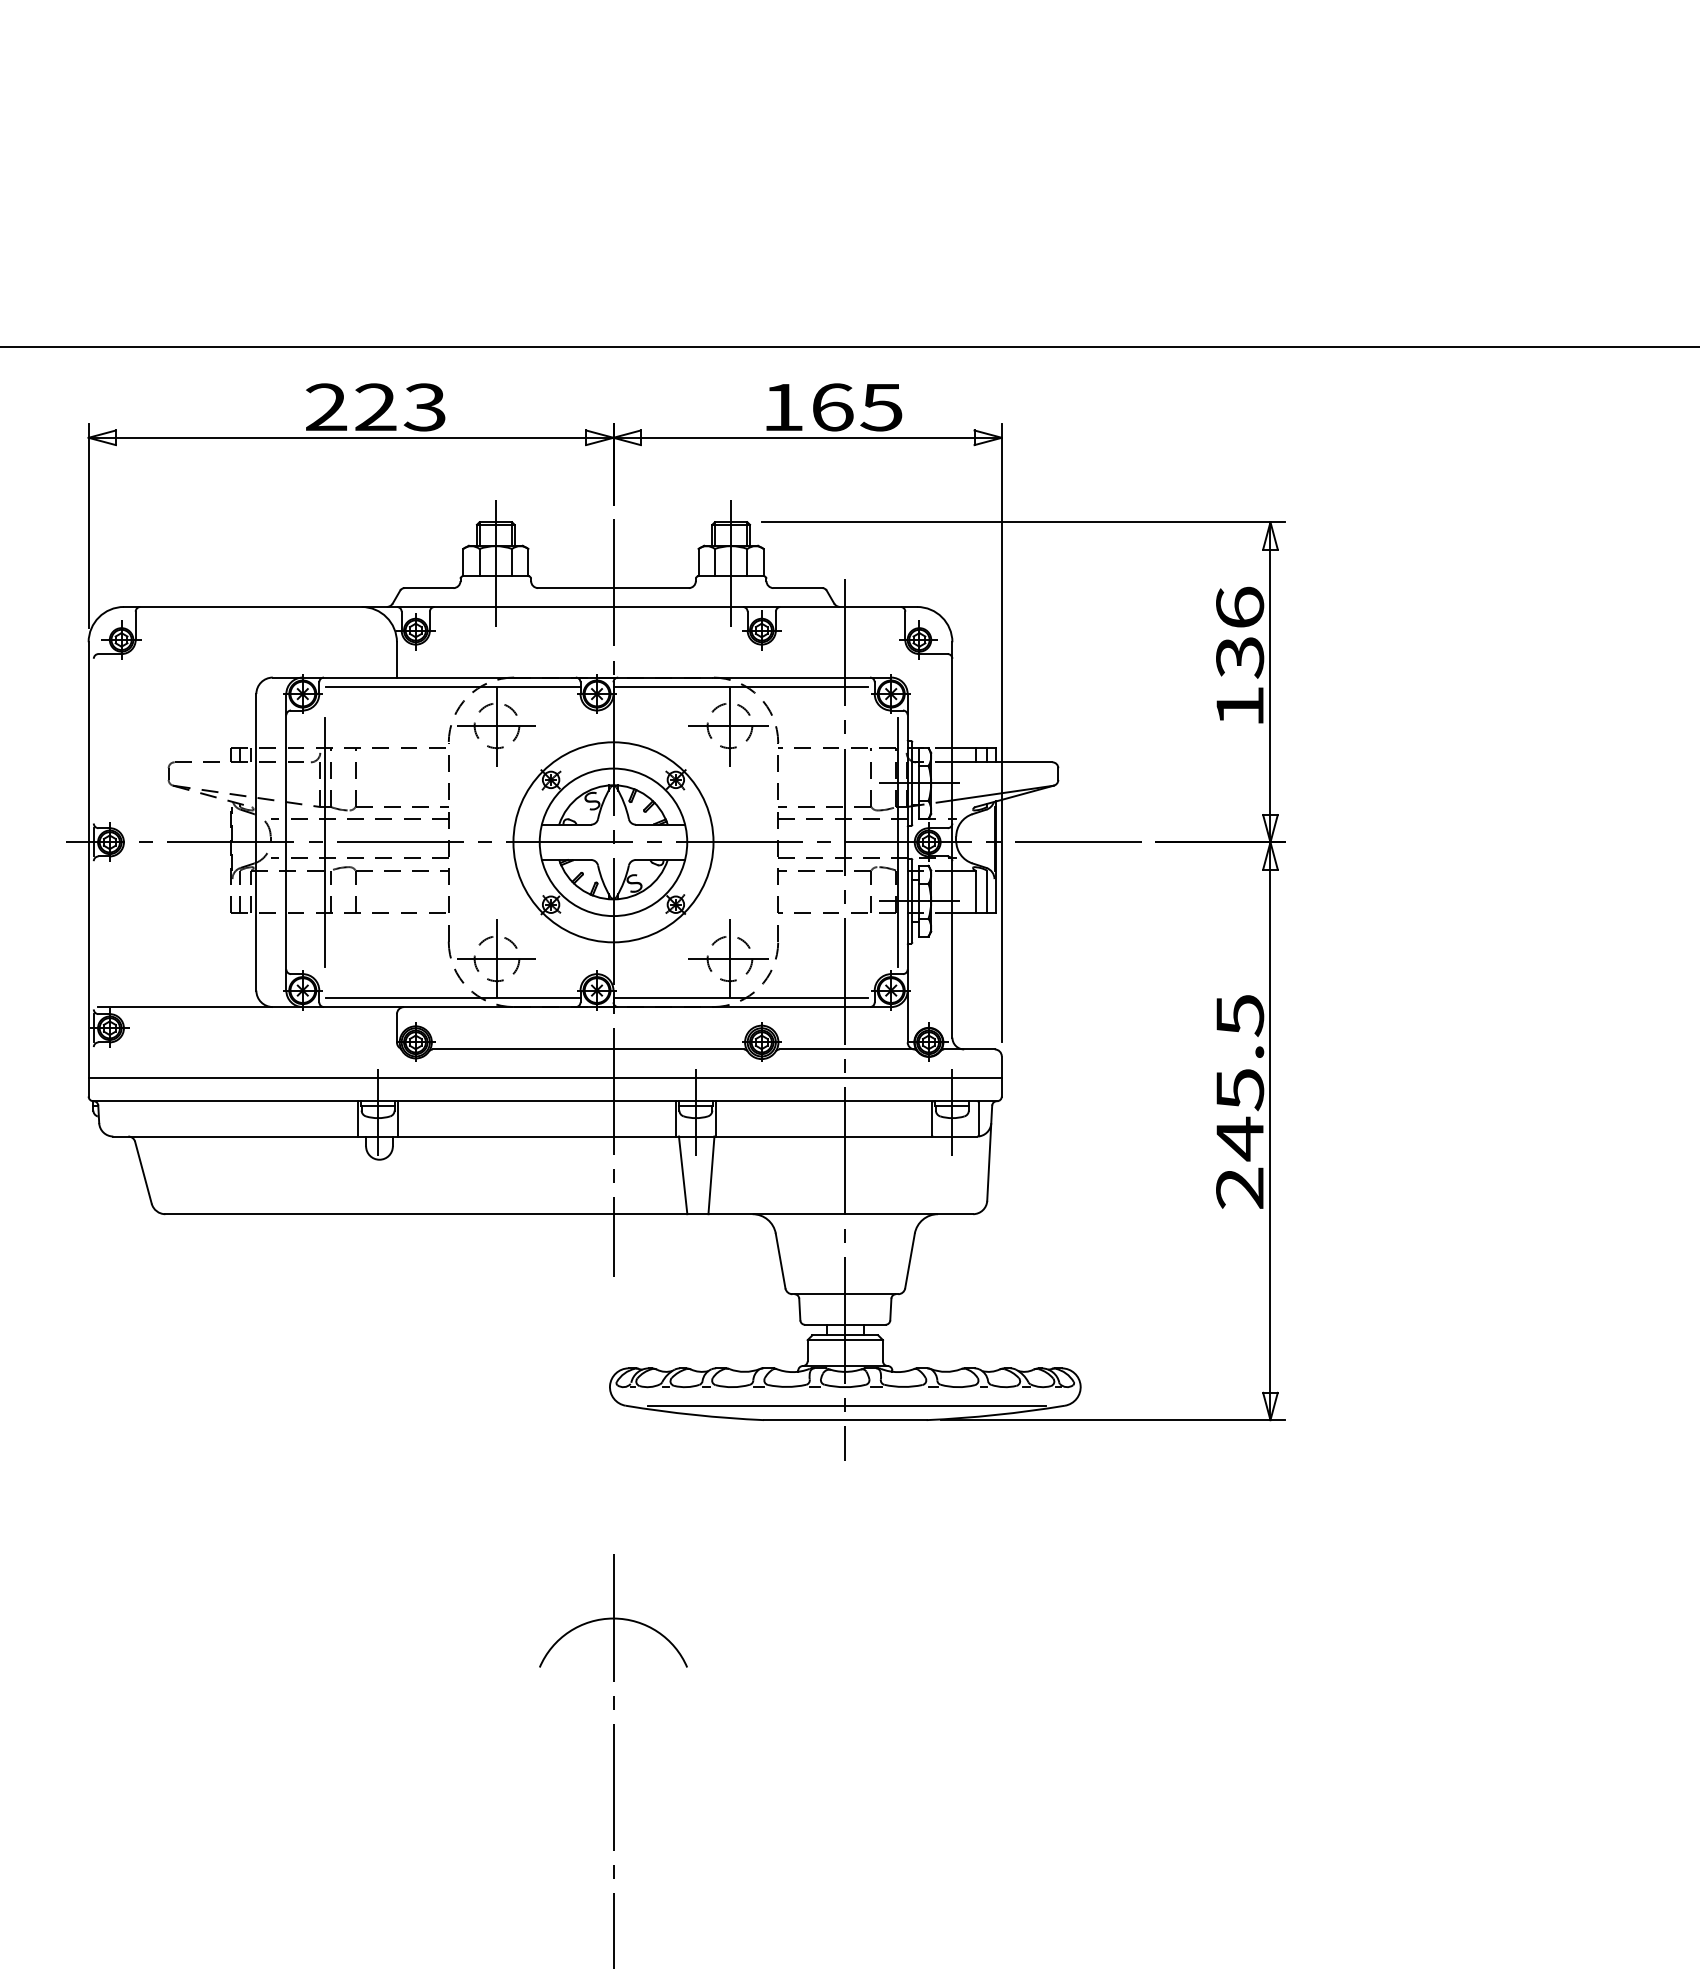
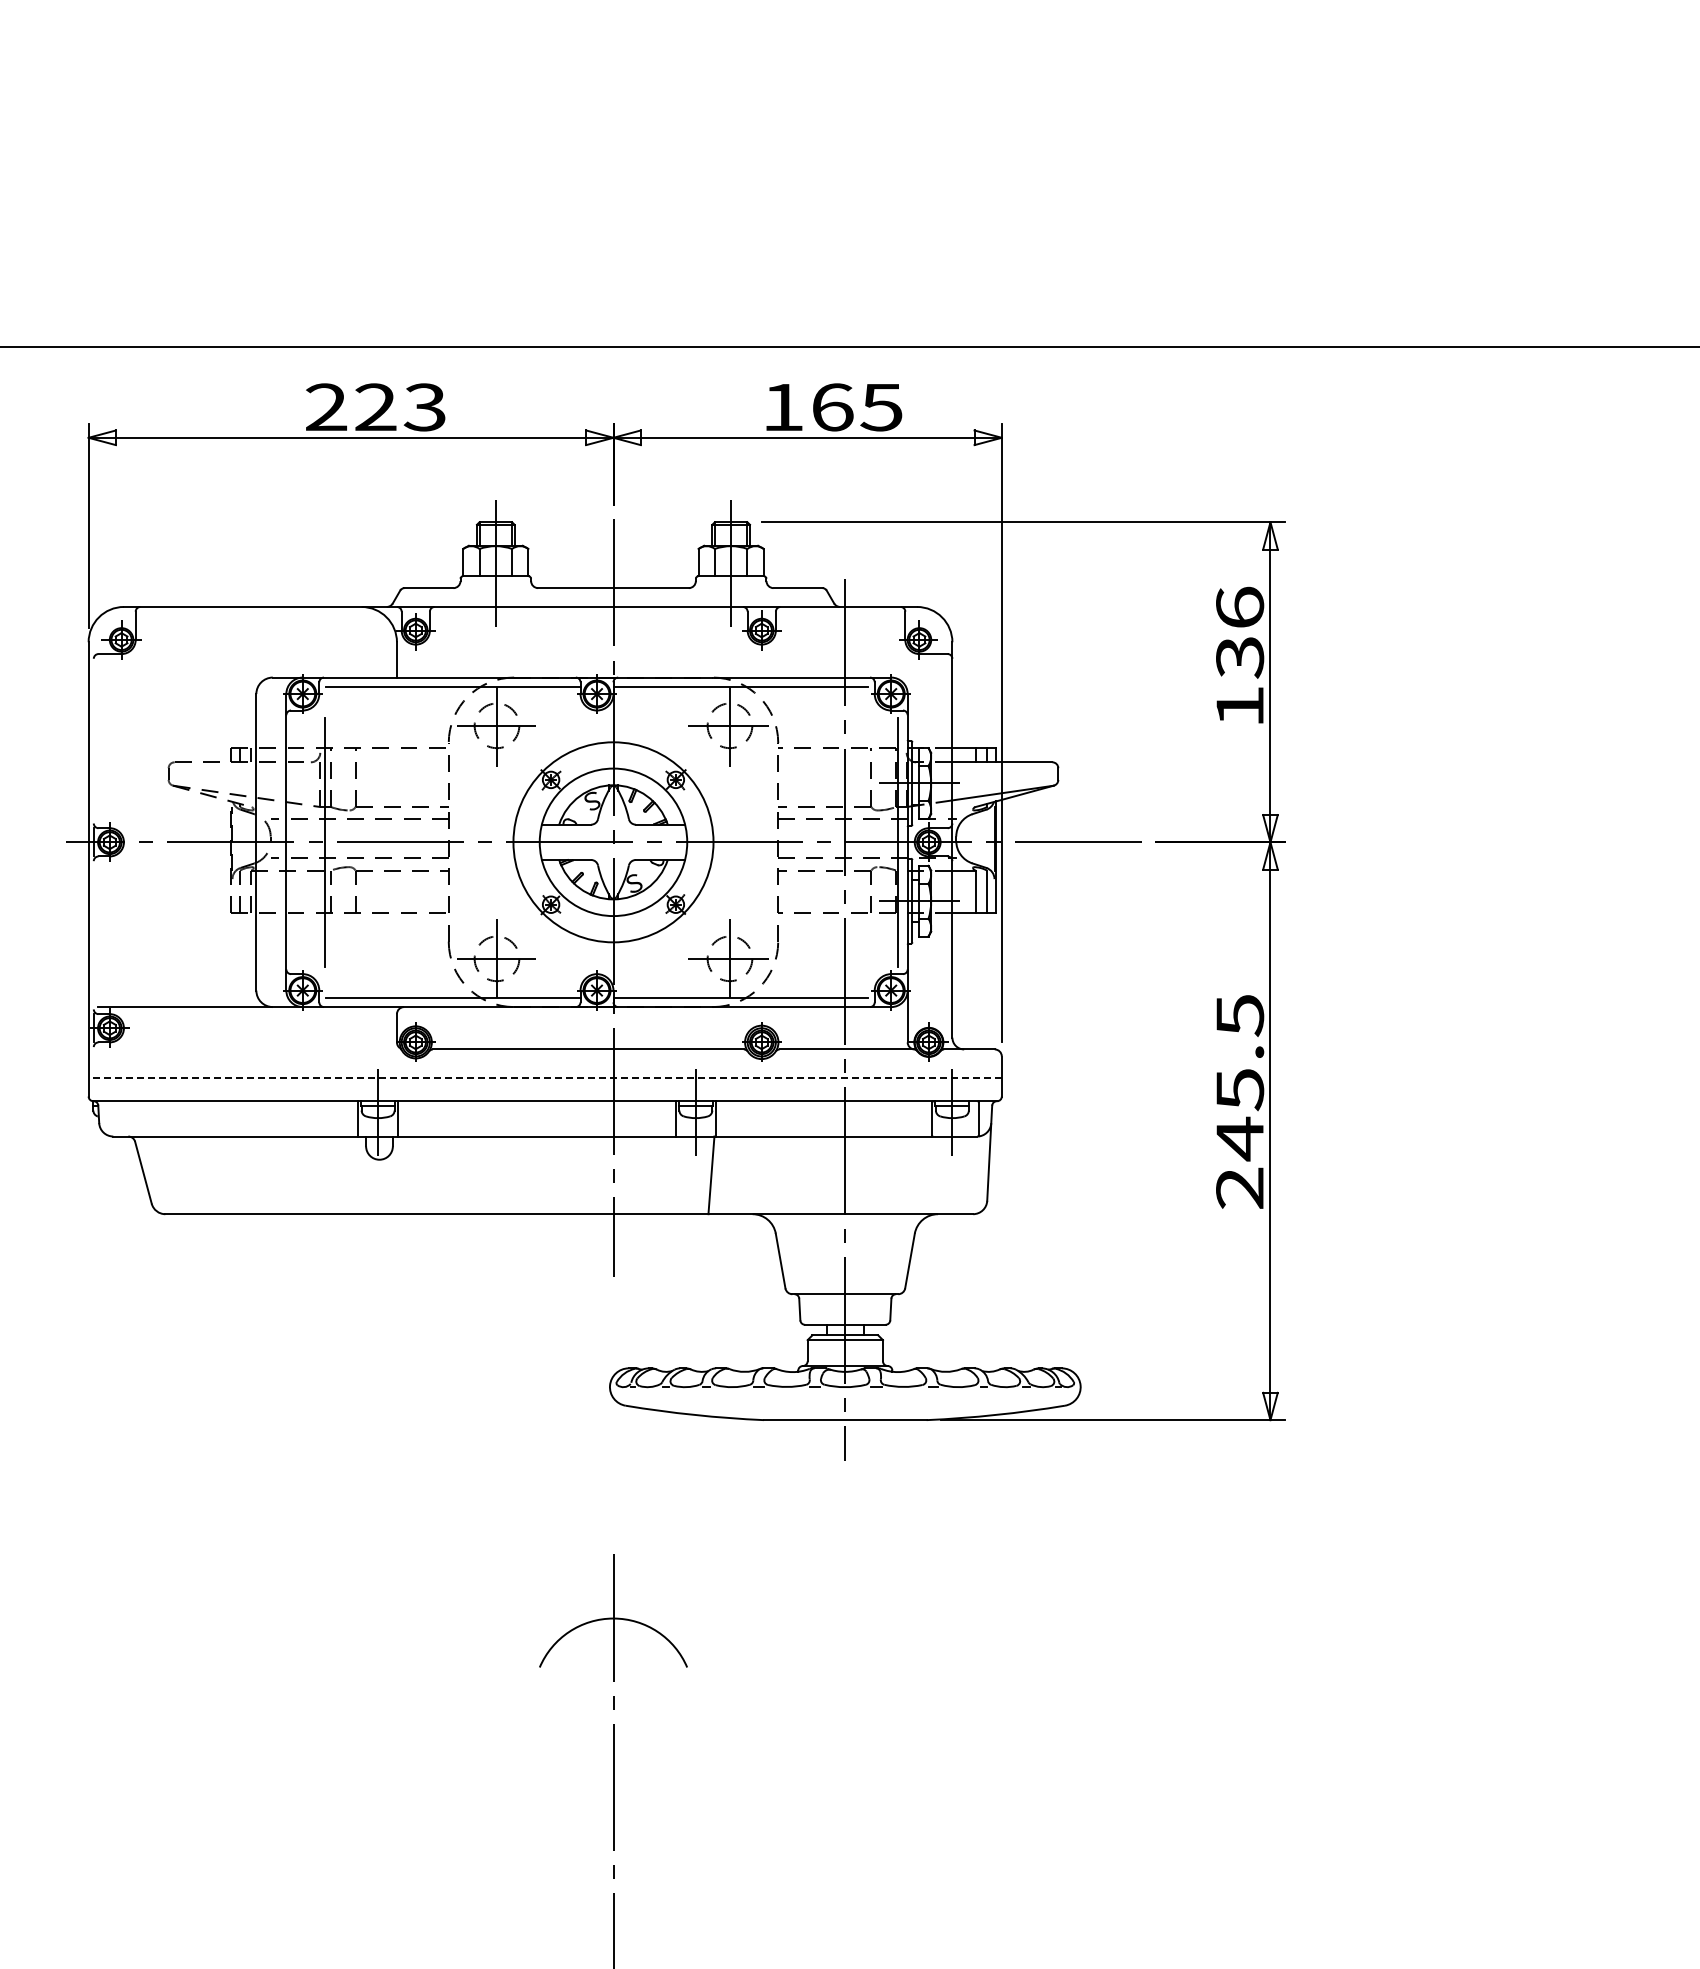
line: solid -> dashed (545, 1077)
line: present -> none (682, 1175)
line: present -> none (846, 1406)
